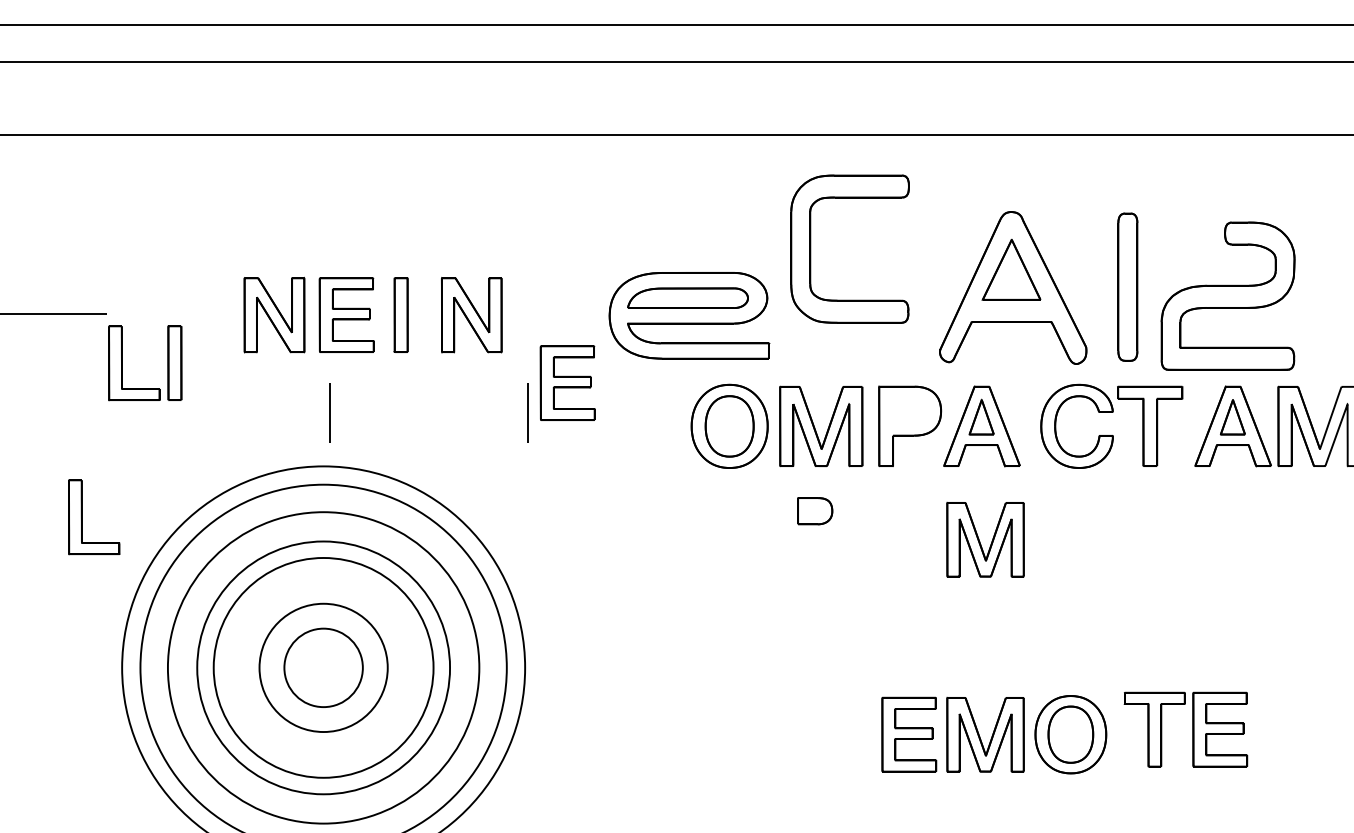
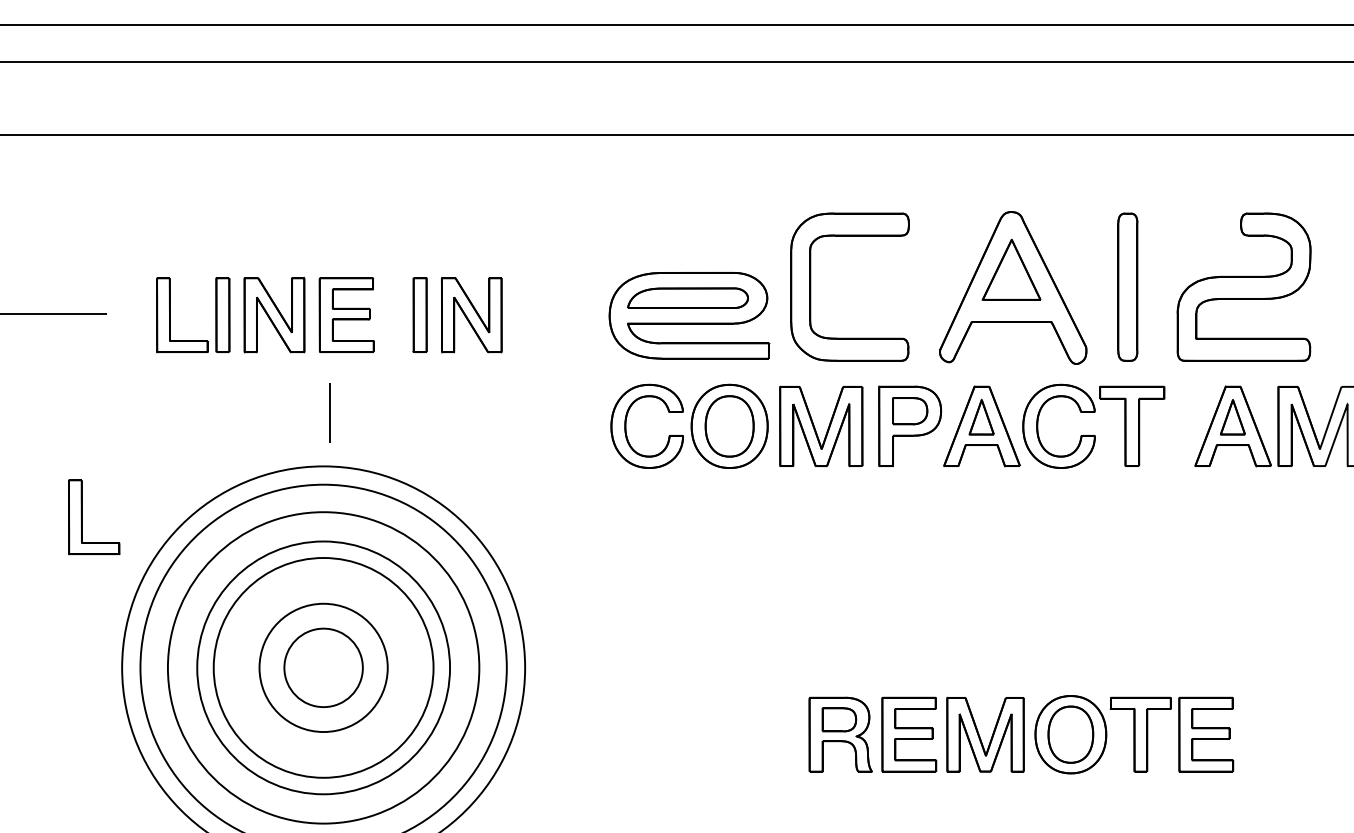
part position: (811, 248) -> (811, 286) (811, 286)
part position: (1227, 295) -> (1243, 286) (1243, 286)
part position: (400, 314) -> (419, 314) (419, 314)
part position: (167, 363) -> (215, 315) (215, 315)
part: present -> none (567, 382)
line: present -> none (527, 412)
part: none -> present (626, 425)
part position: (1111, 435) -> (1093, 435) (1093, 435)
part position: (815, 511) -> (910, 411) (910, 411)
part: present -> none (985, 539)
part position: (1192, 729) -> (1178, 734) (1178, 734)
part: none -> present (840, 734)
